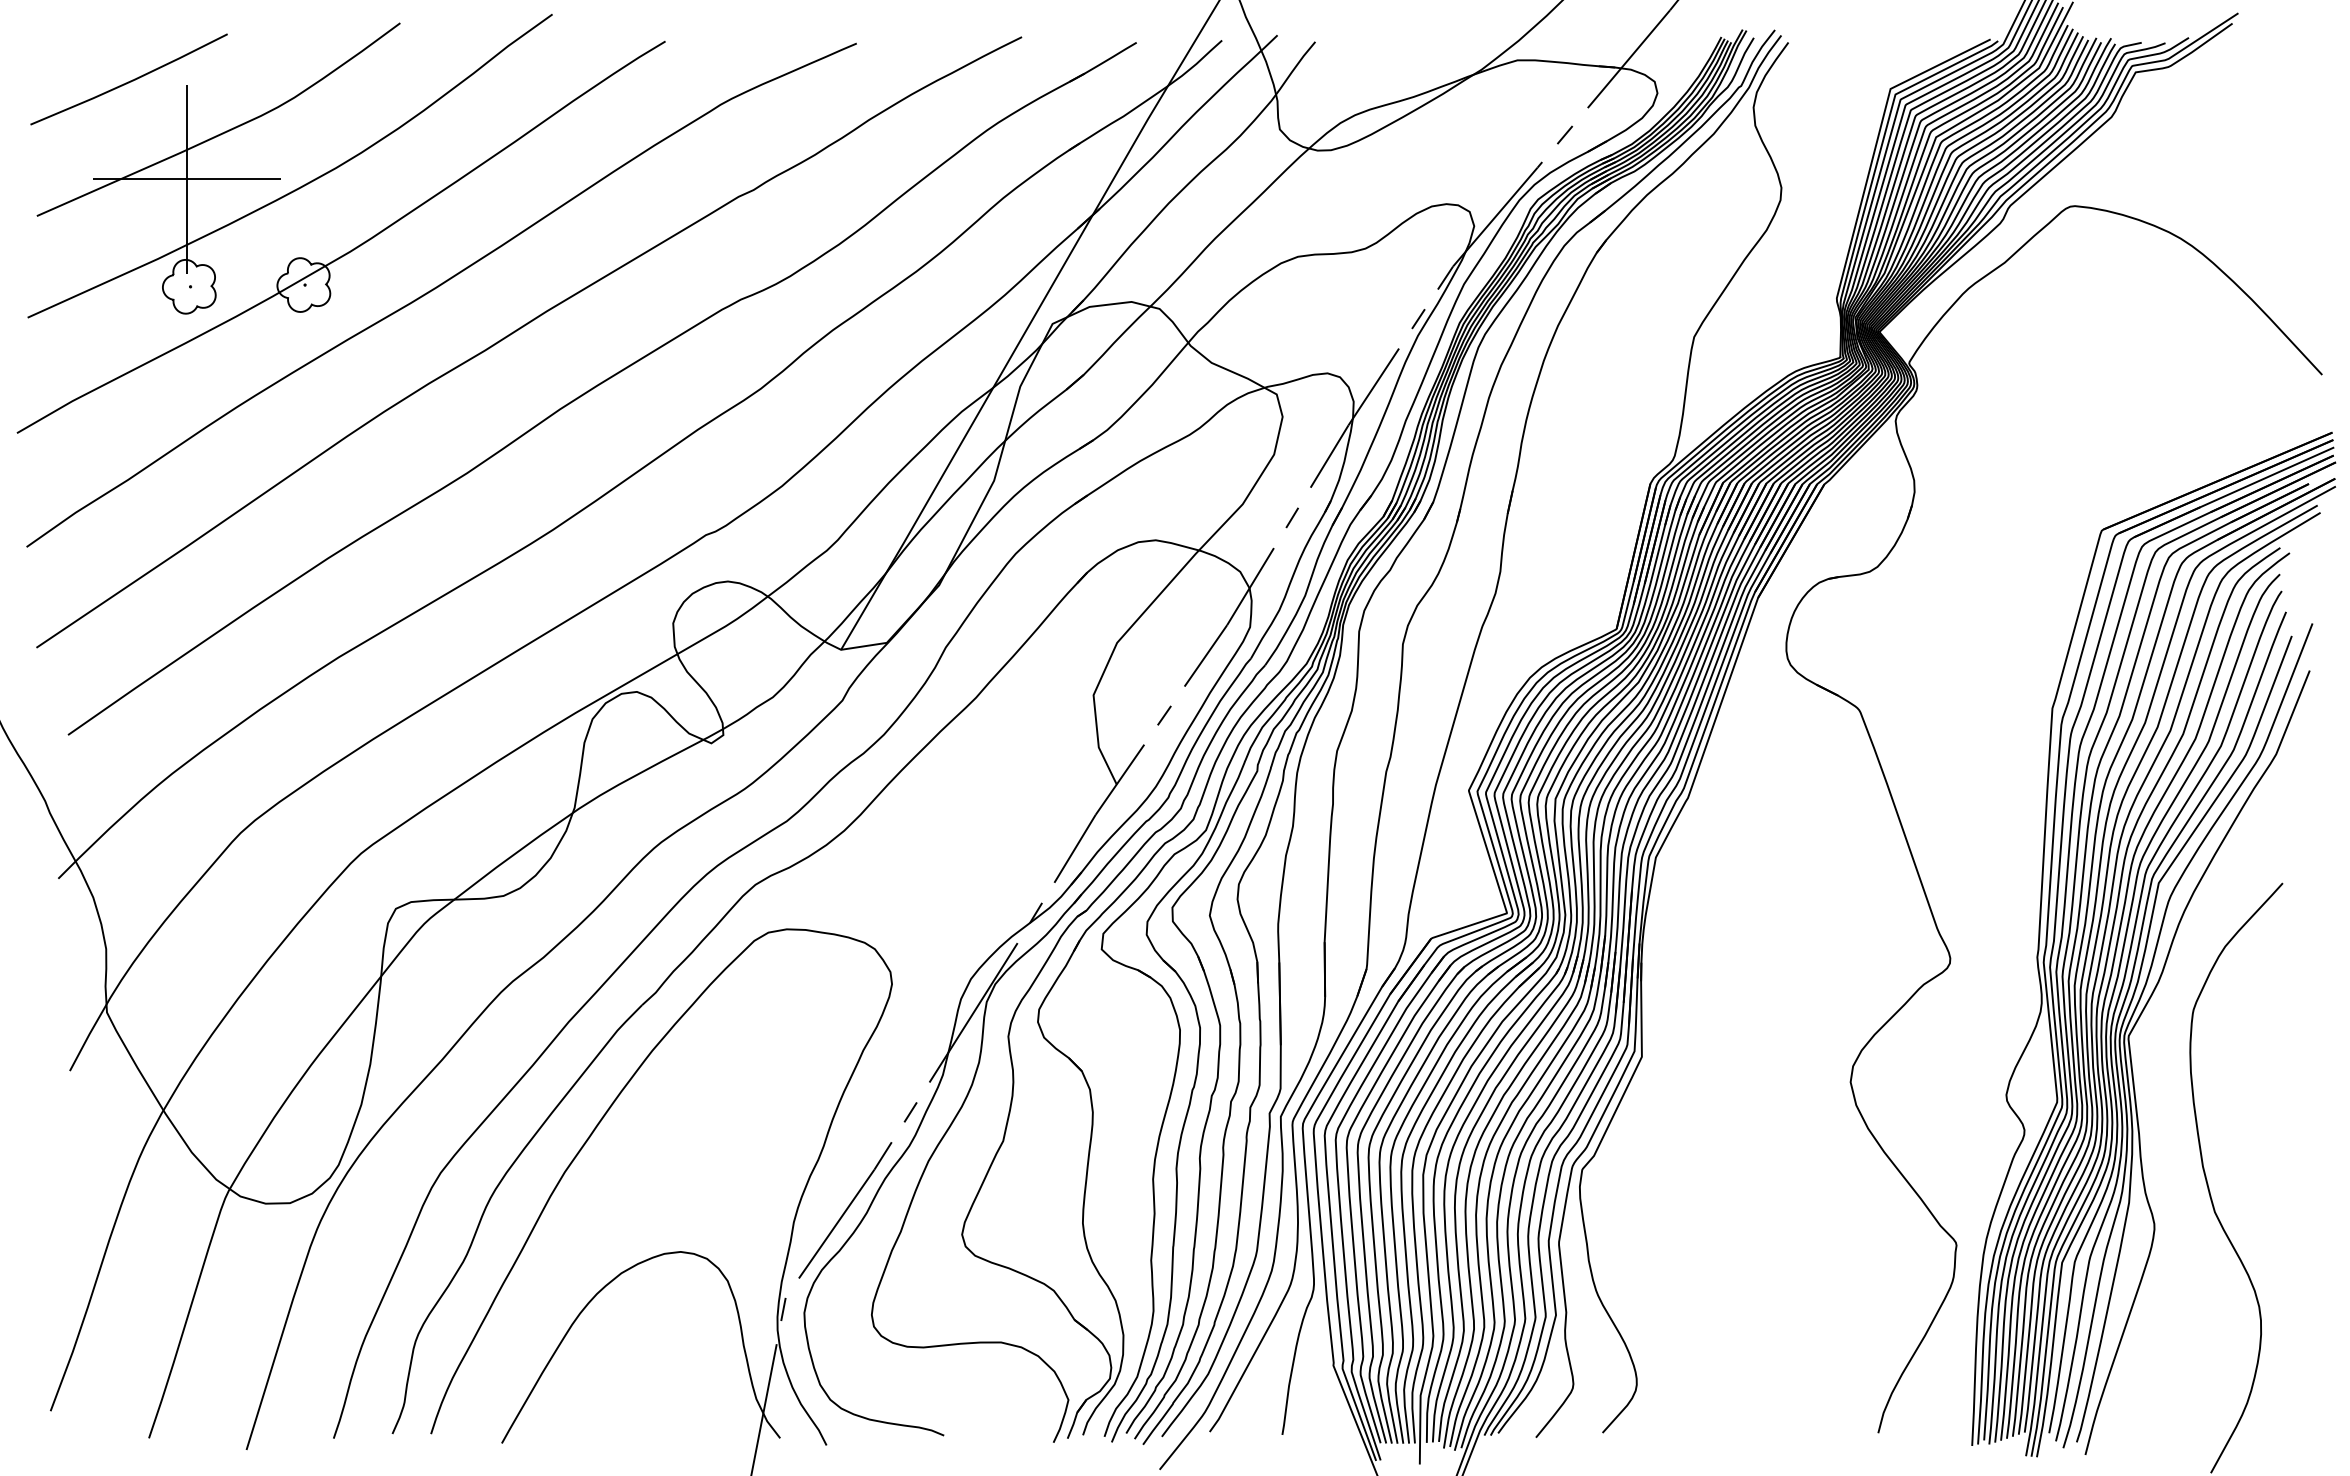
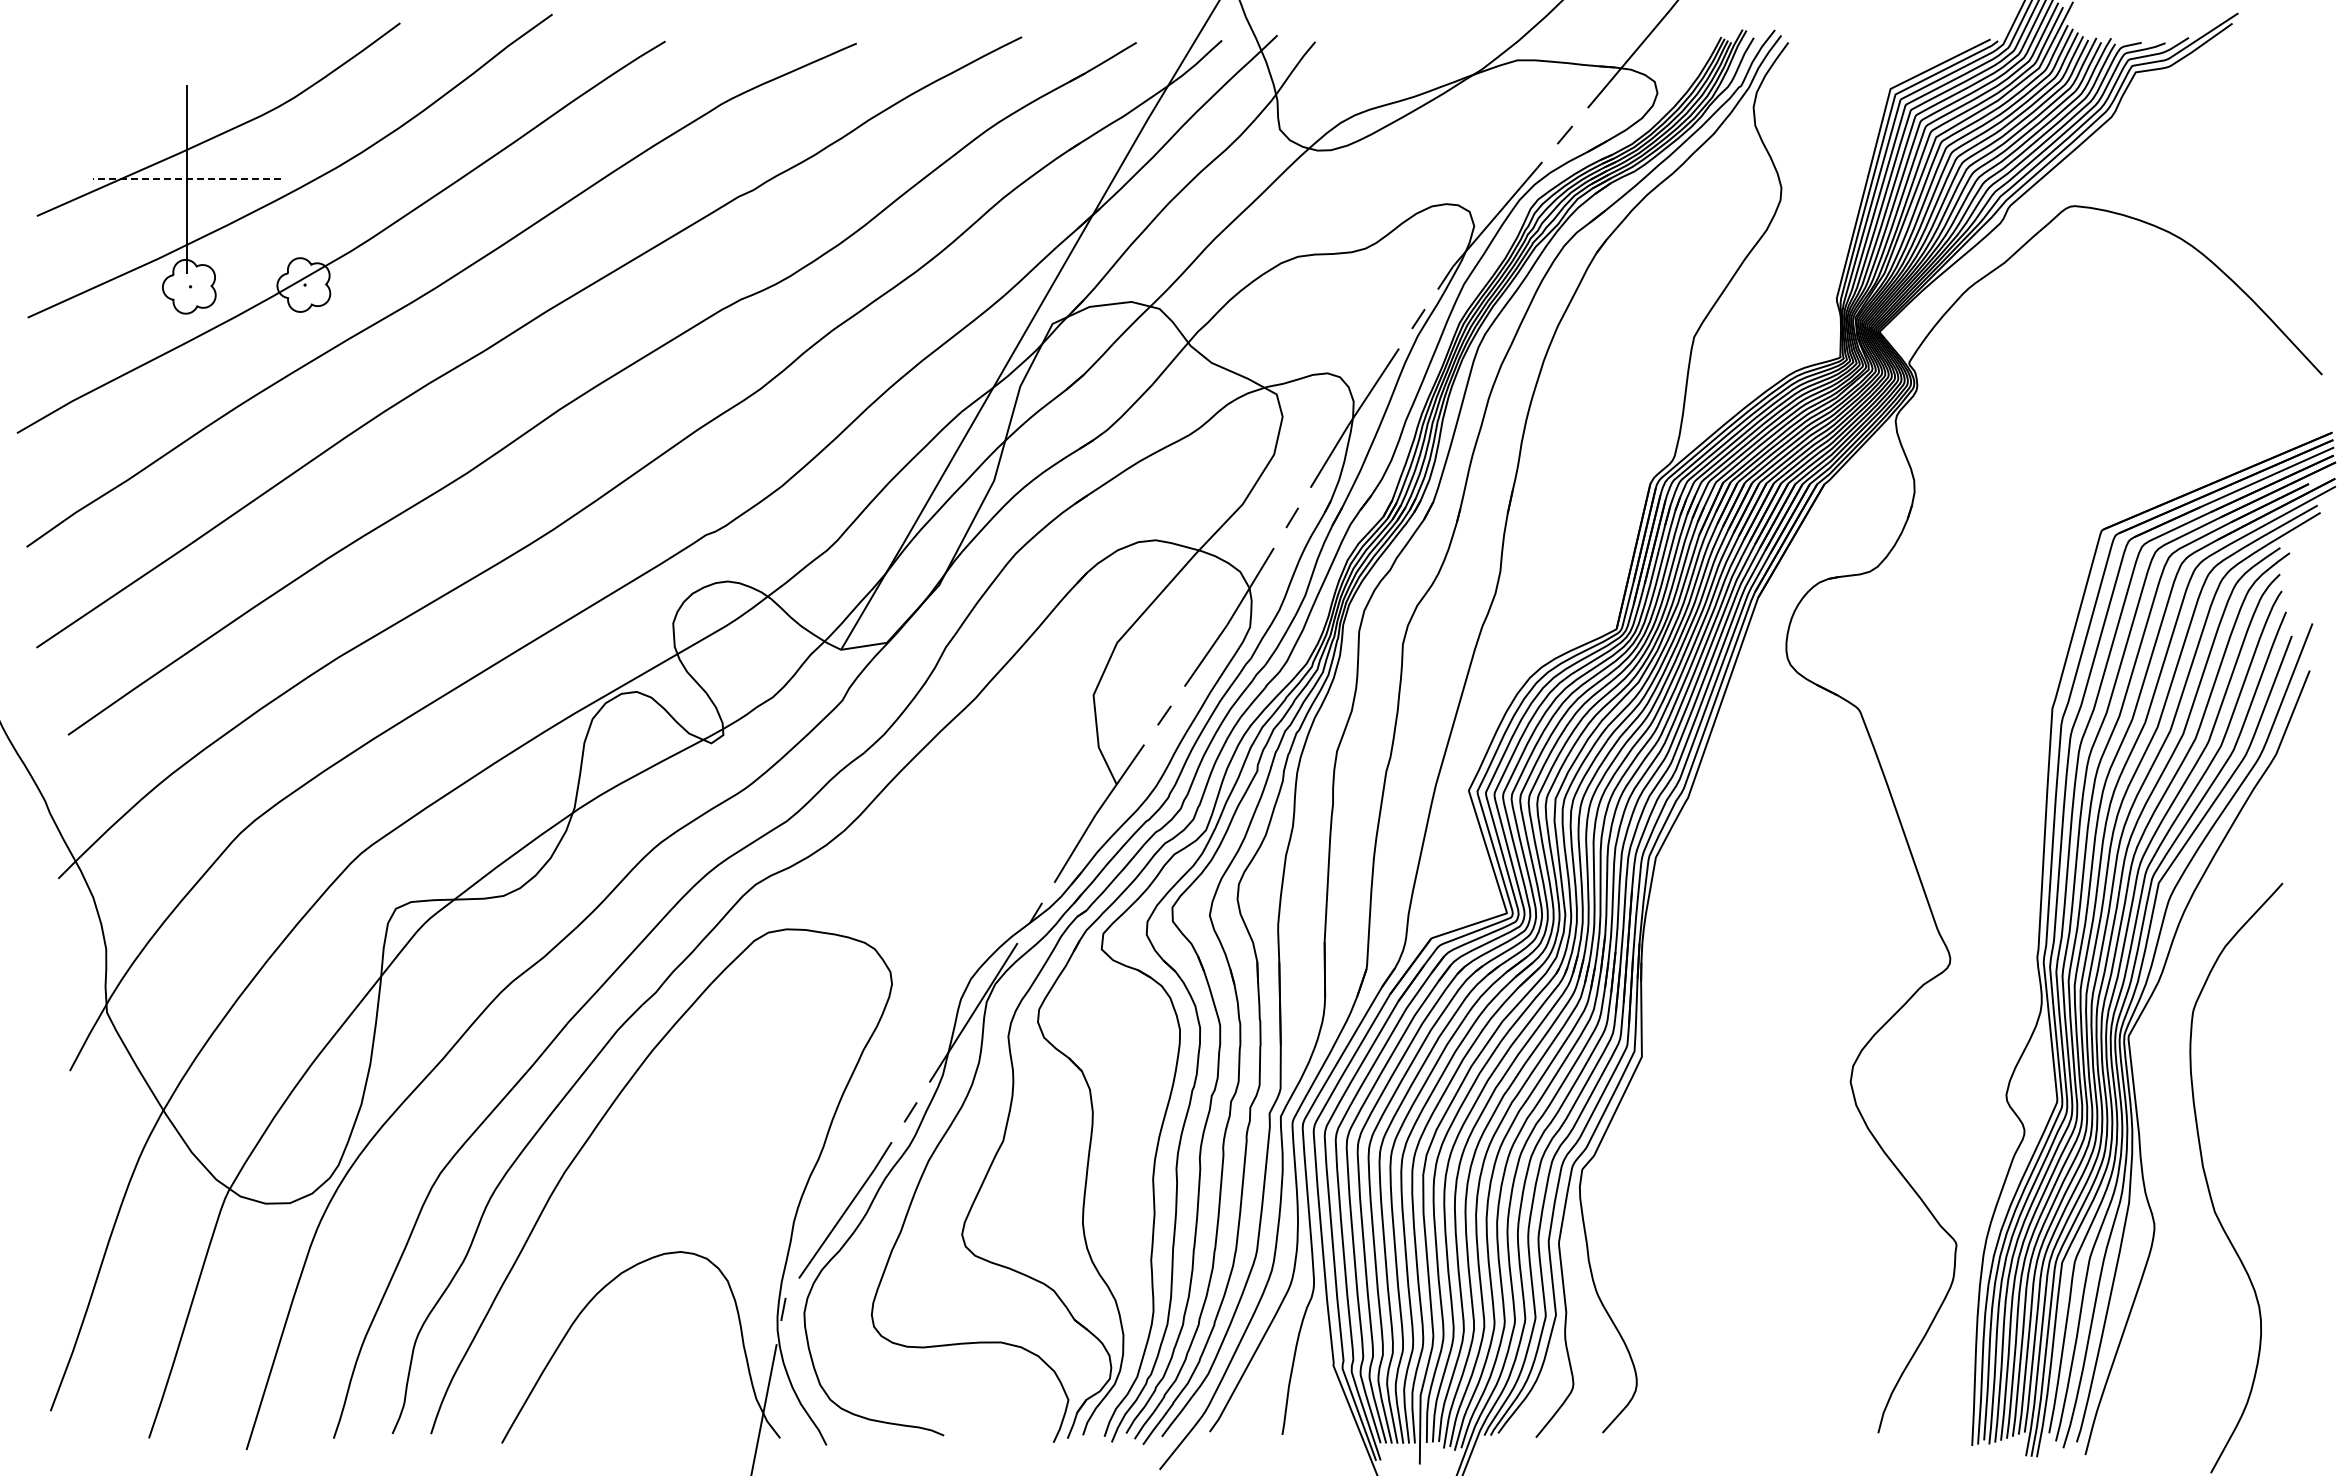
line: present -> none (128, 81)
line: solid -> dashed (186, 179)
